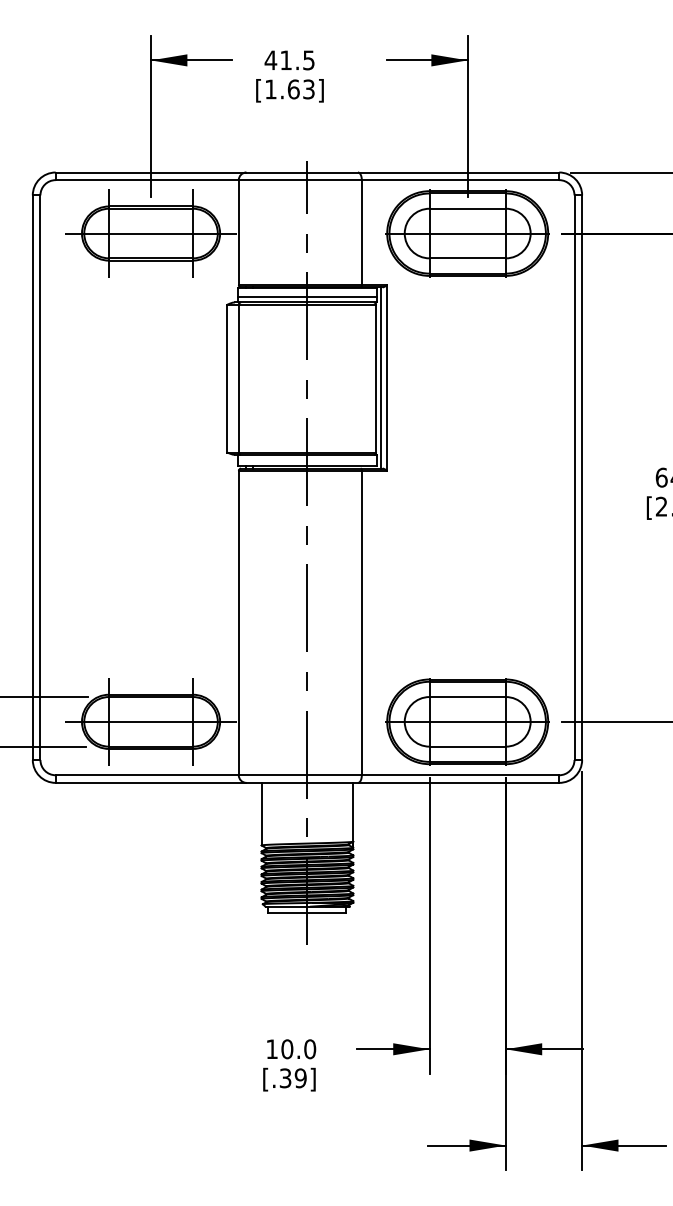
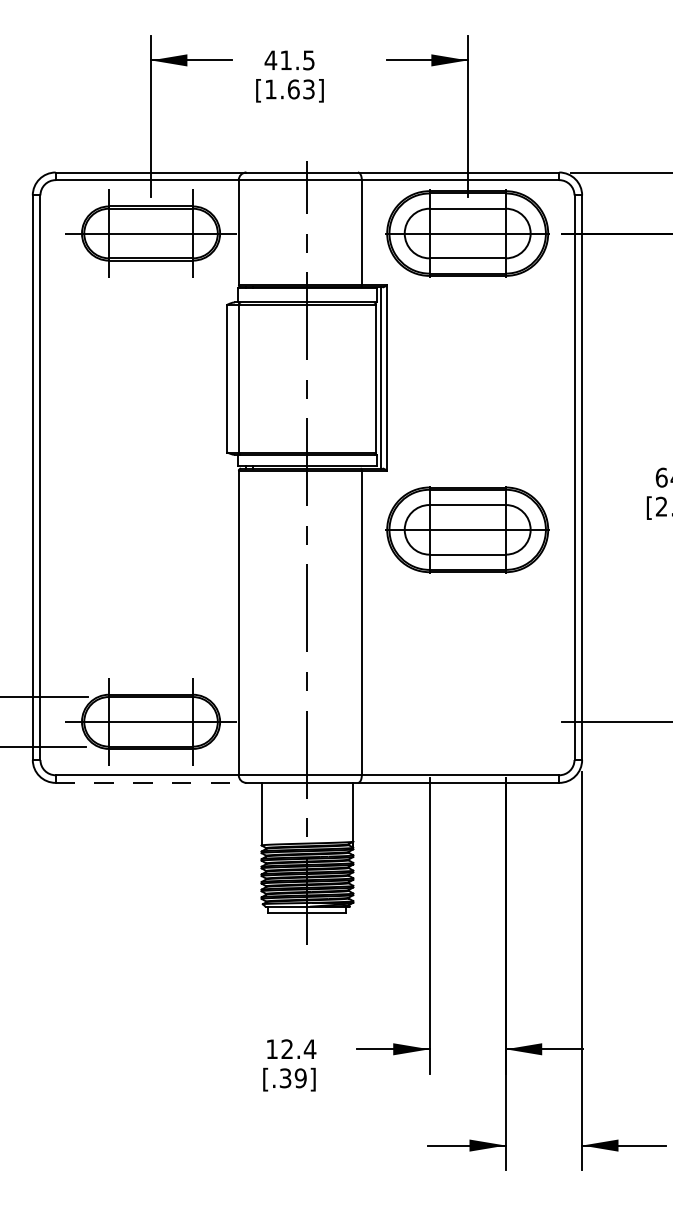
line: present -> none (307, 297)
part position: (467, 721) -> (467, 529) (467, 529)
line: solid -> dashed (150, 782)
text: 10.0 -> 12.4 (298, 1049)
